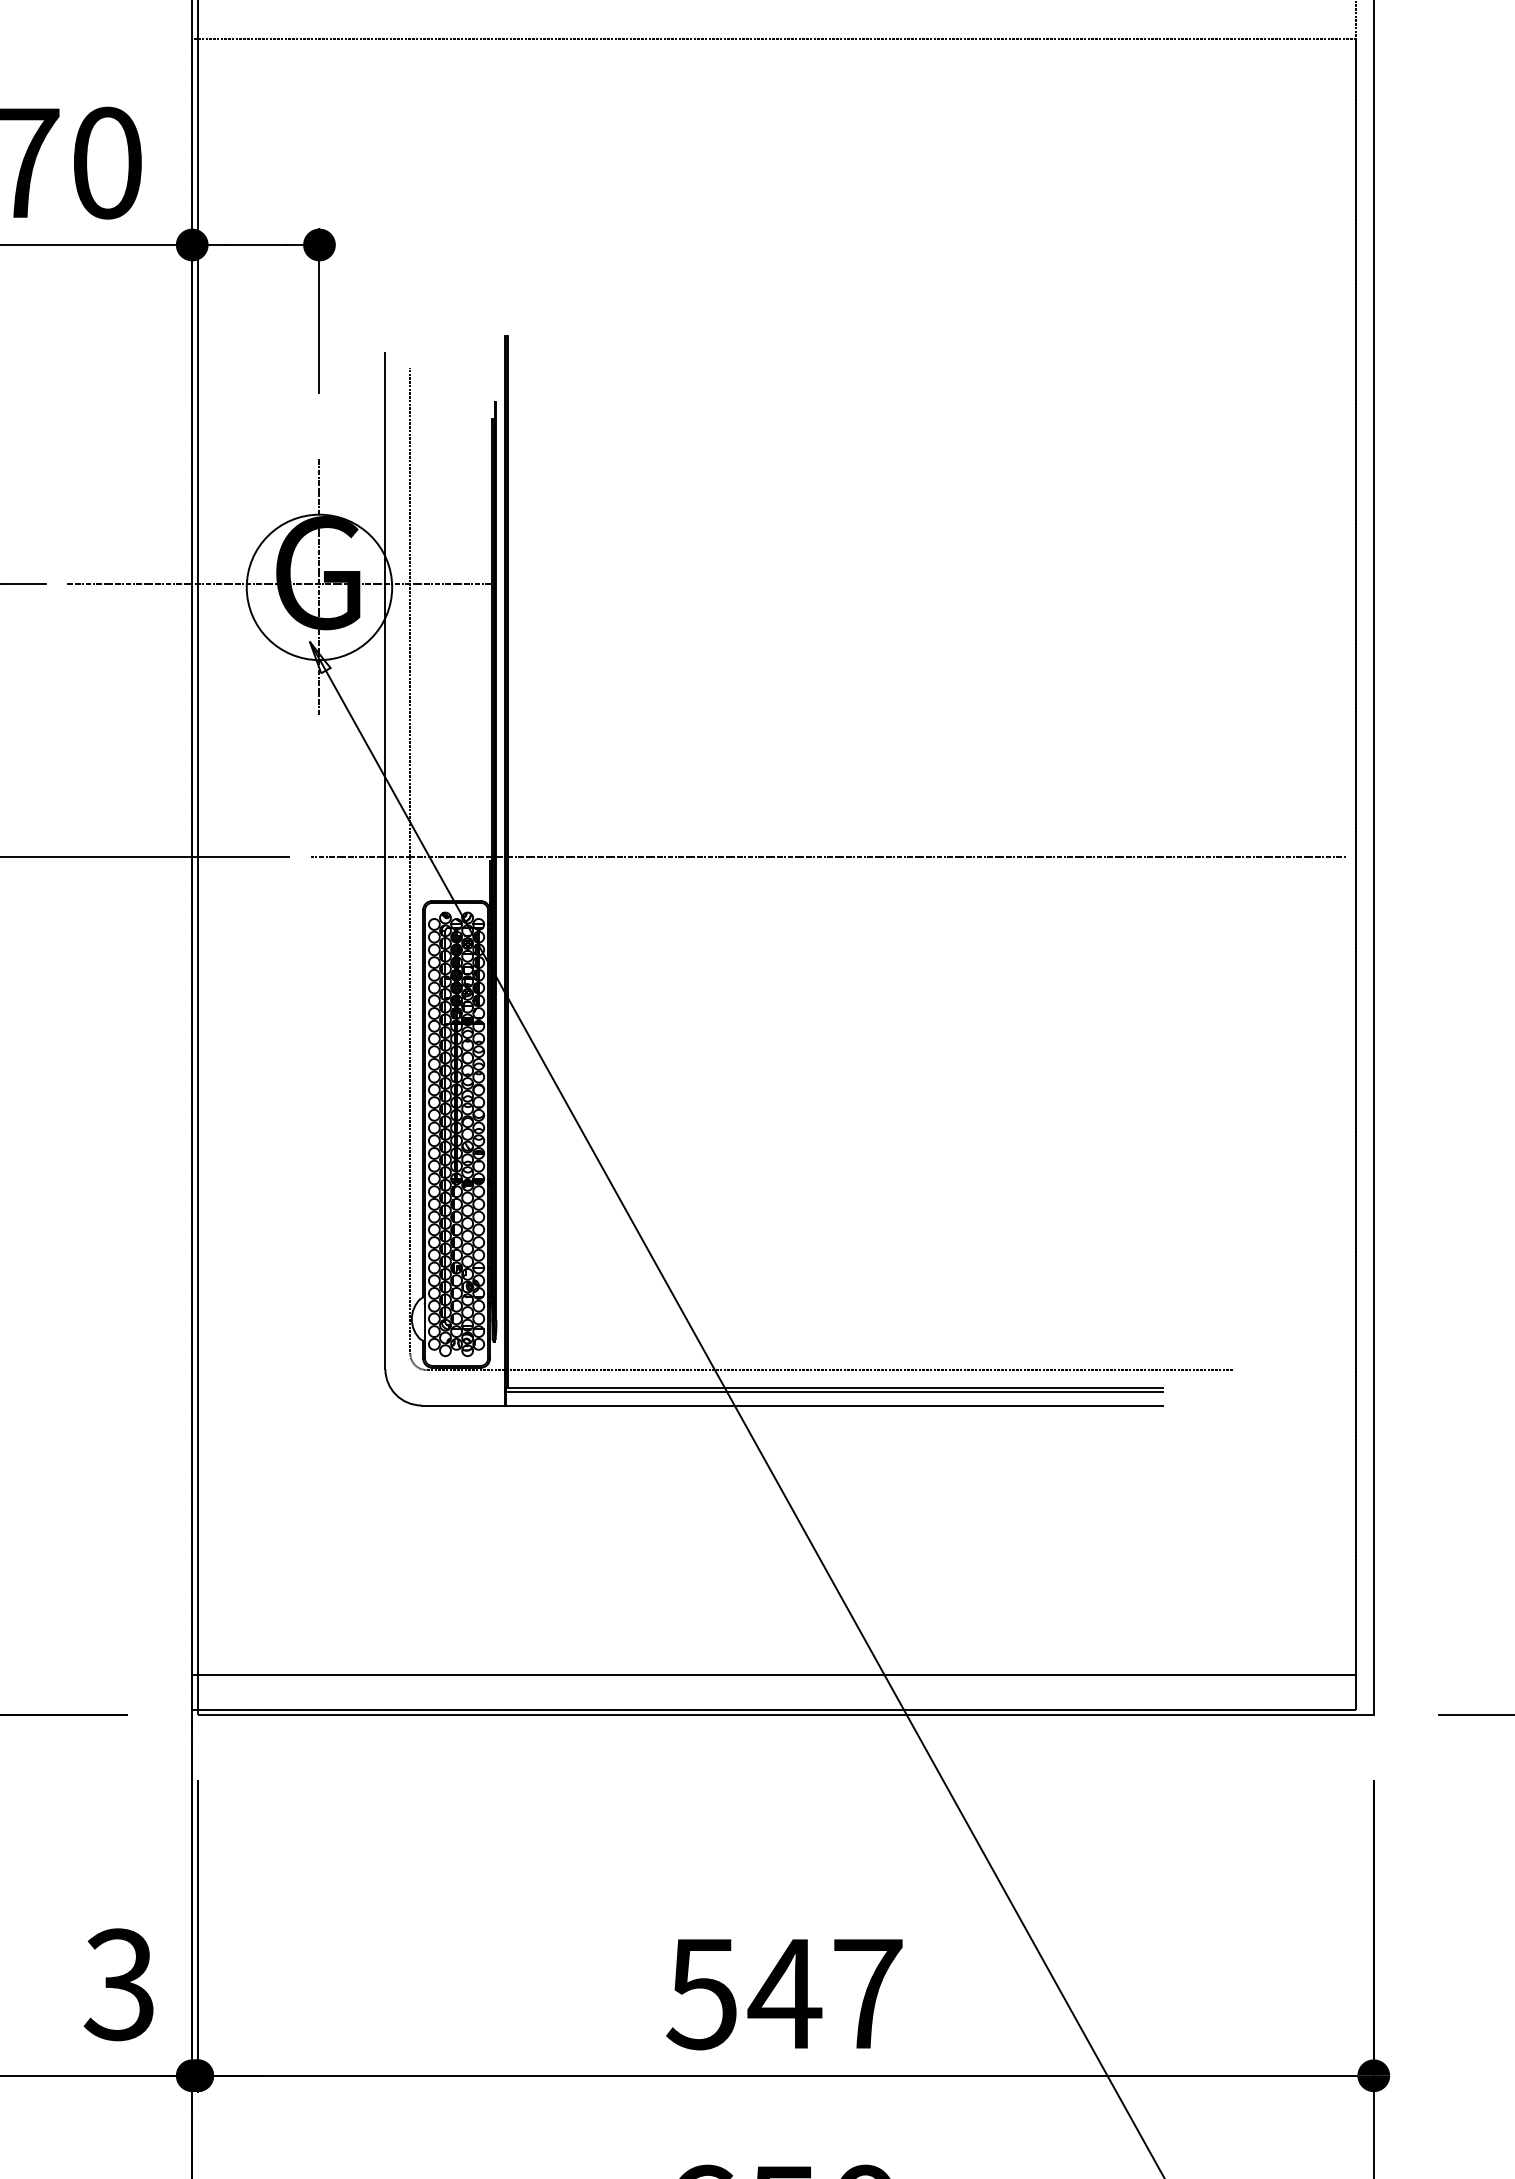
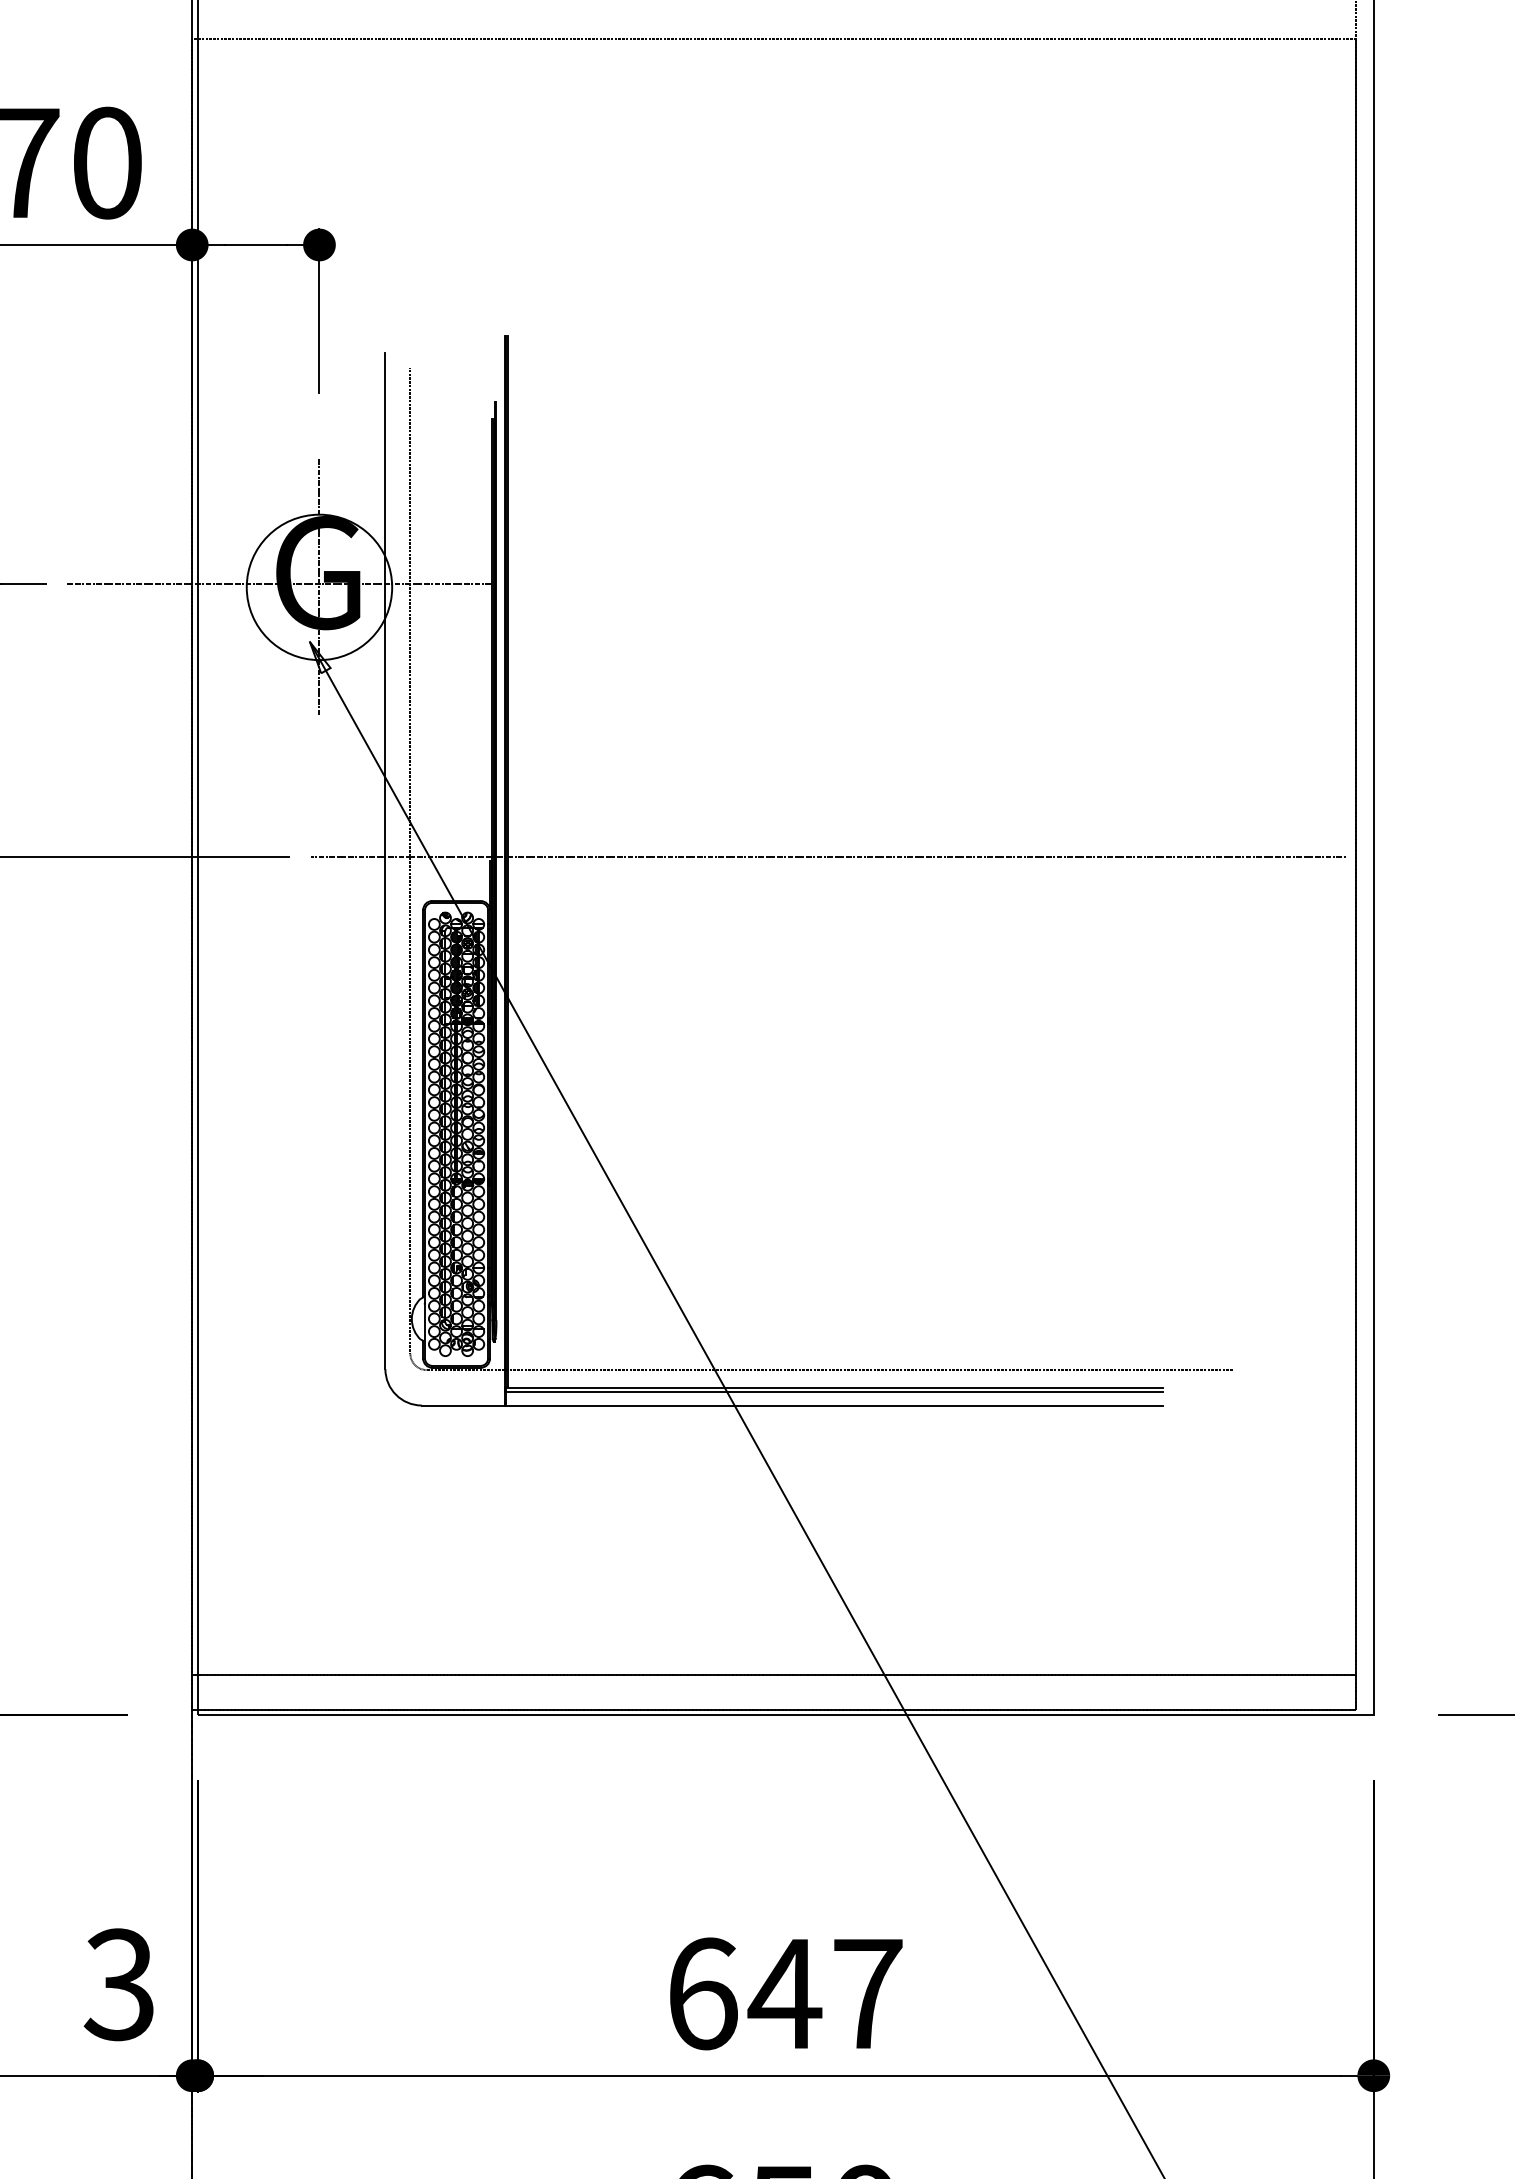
text: 547 -> 647 (701, 1993)
